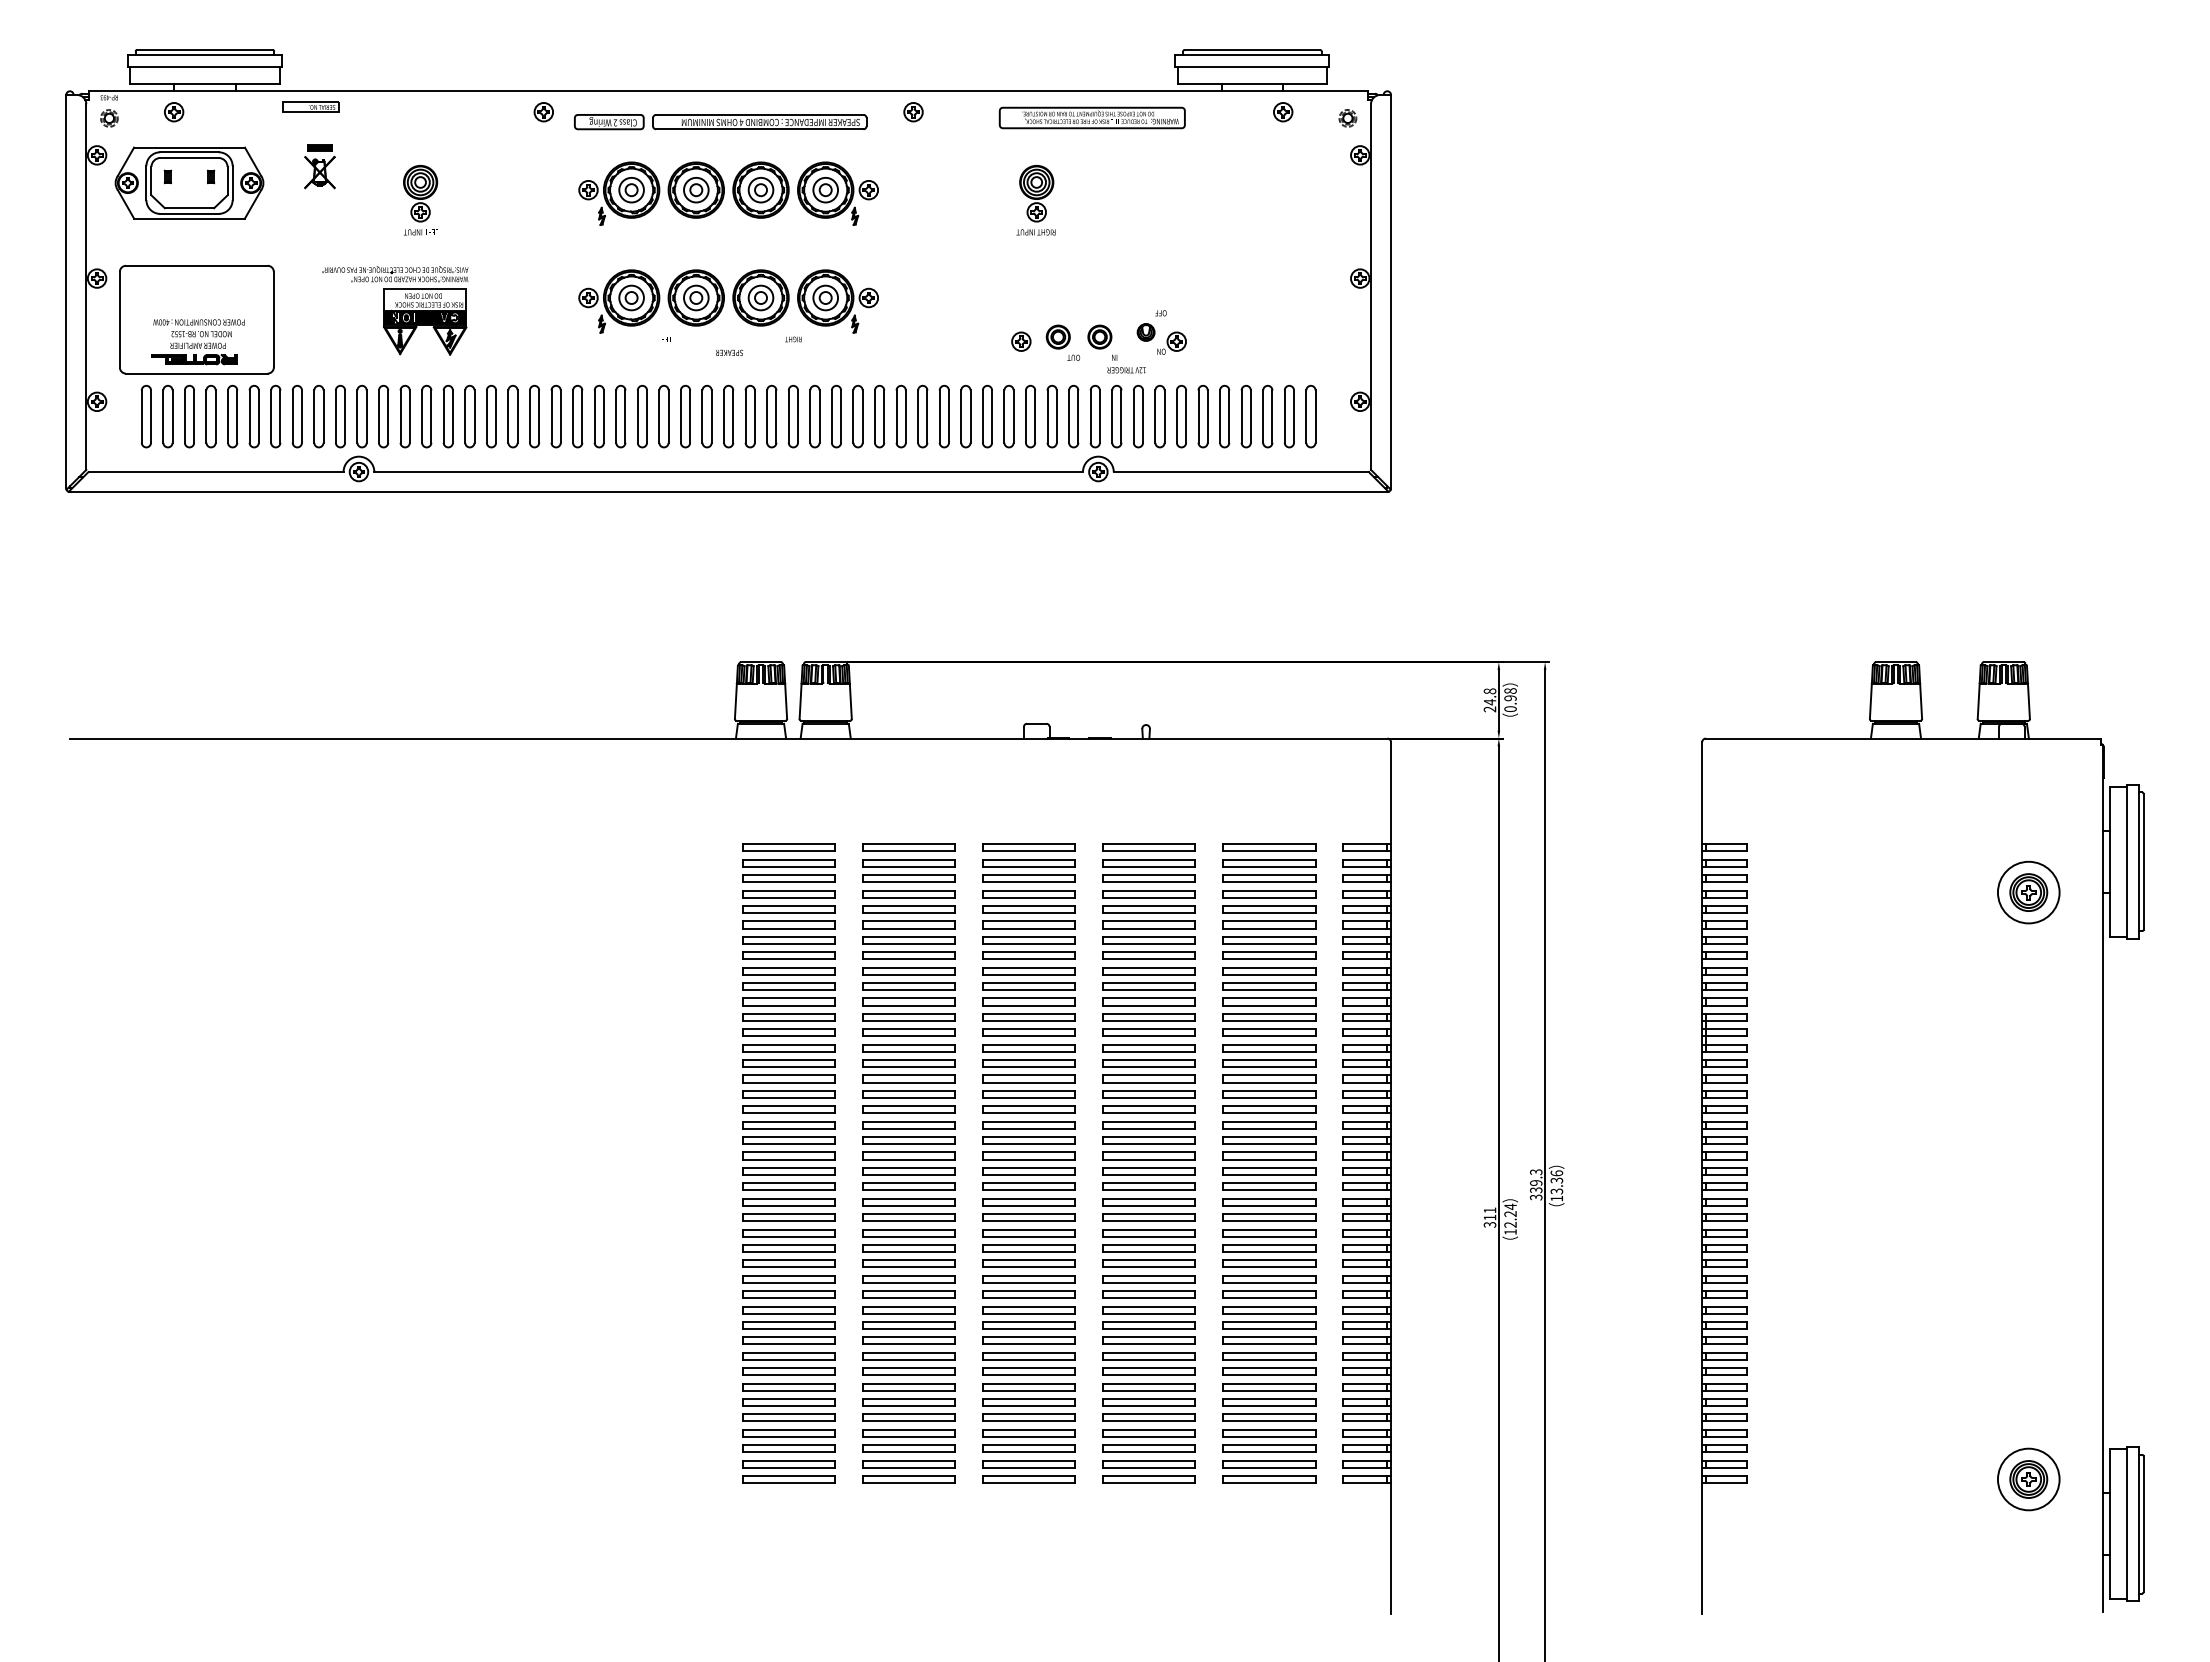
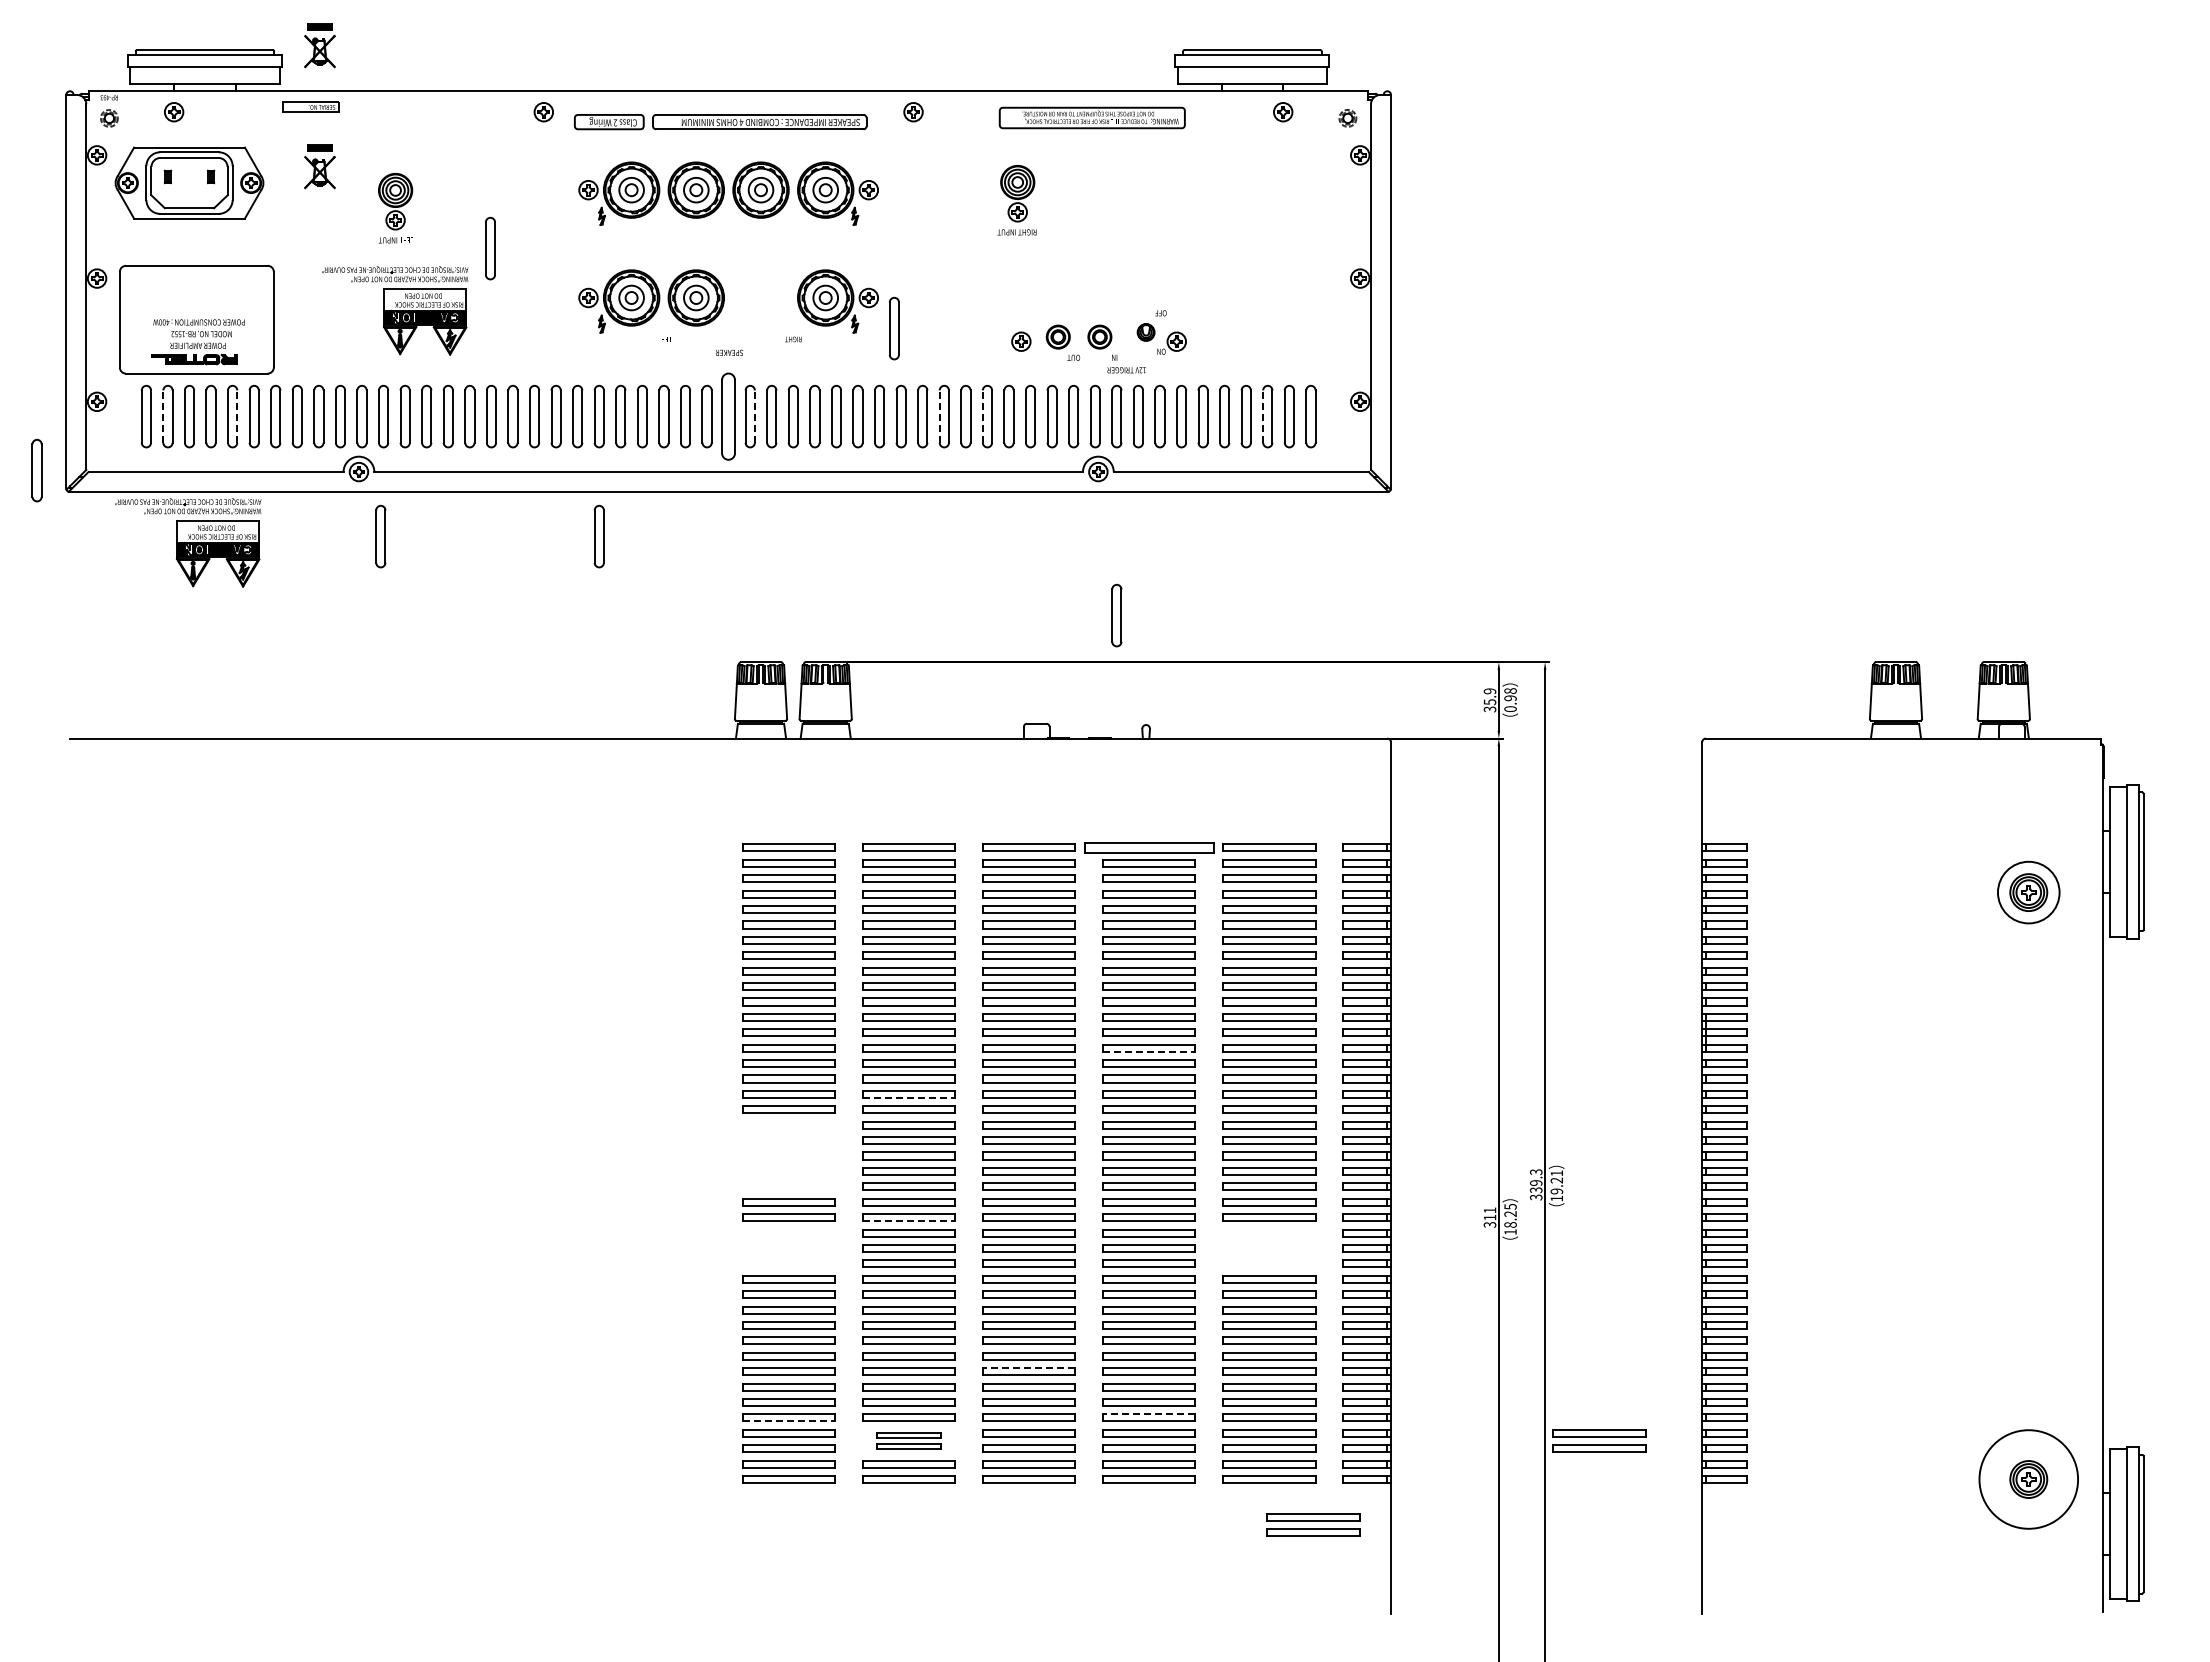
part: none -> present (319, 45)
part position: (420, 200) -> (395, 208) (395, 208)
part position: (1035, 200) -> (1016, 200) (1016, 200)
part: none -> present (490, 248)
part: present -> none (760, 297)
part: none -> present (893, 328)
line: solid -> dashed (163, 416)
line: solid -> dashed (237, 416)
part size: 12x65 px -> 15x89 px (728, 416)
line: solid -> dashed (754, 416)
line: solid -> dashed (939, 416)
line: solid -> dashed (982, 416)
line: solid -> dashed (1263, 416)
part: none -> present (36, 470)
part: none -> present (380, 536)
part: none -> present (598, 536)
part: none -> present (188, 542)
part: none -> present (1116, 615)
text: 24.8 -> 35.9 (1489, 700)
part size: 94x9 px -> 131x12 px (1149, 847)
line: solid -> dashed (1149, 1051)
line: solid -> dashed (909, 1097)
part: present -> none (788, 1155)
text: 13.36 -> 19.21 (1556, 1182)
text: 12.24 -> 18.25 (1510, 1215)
line: solid -> dashed (909, 1221)
part: present -> none (788, 1248)
part: present -> none (1269, 1248)
line: solid -> dashed (1028, 1368)
line: solid -> dashed (1148, 1414)
line: solid -> dashed (789, 1421)
part size: 94x24 px -> 66x18 px (908, 1440)
part: none -> present (1599, 1440)
circle diameter: 62 px -> 99 px (2028, 1479)
part: none -> present (1313, 1524)
